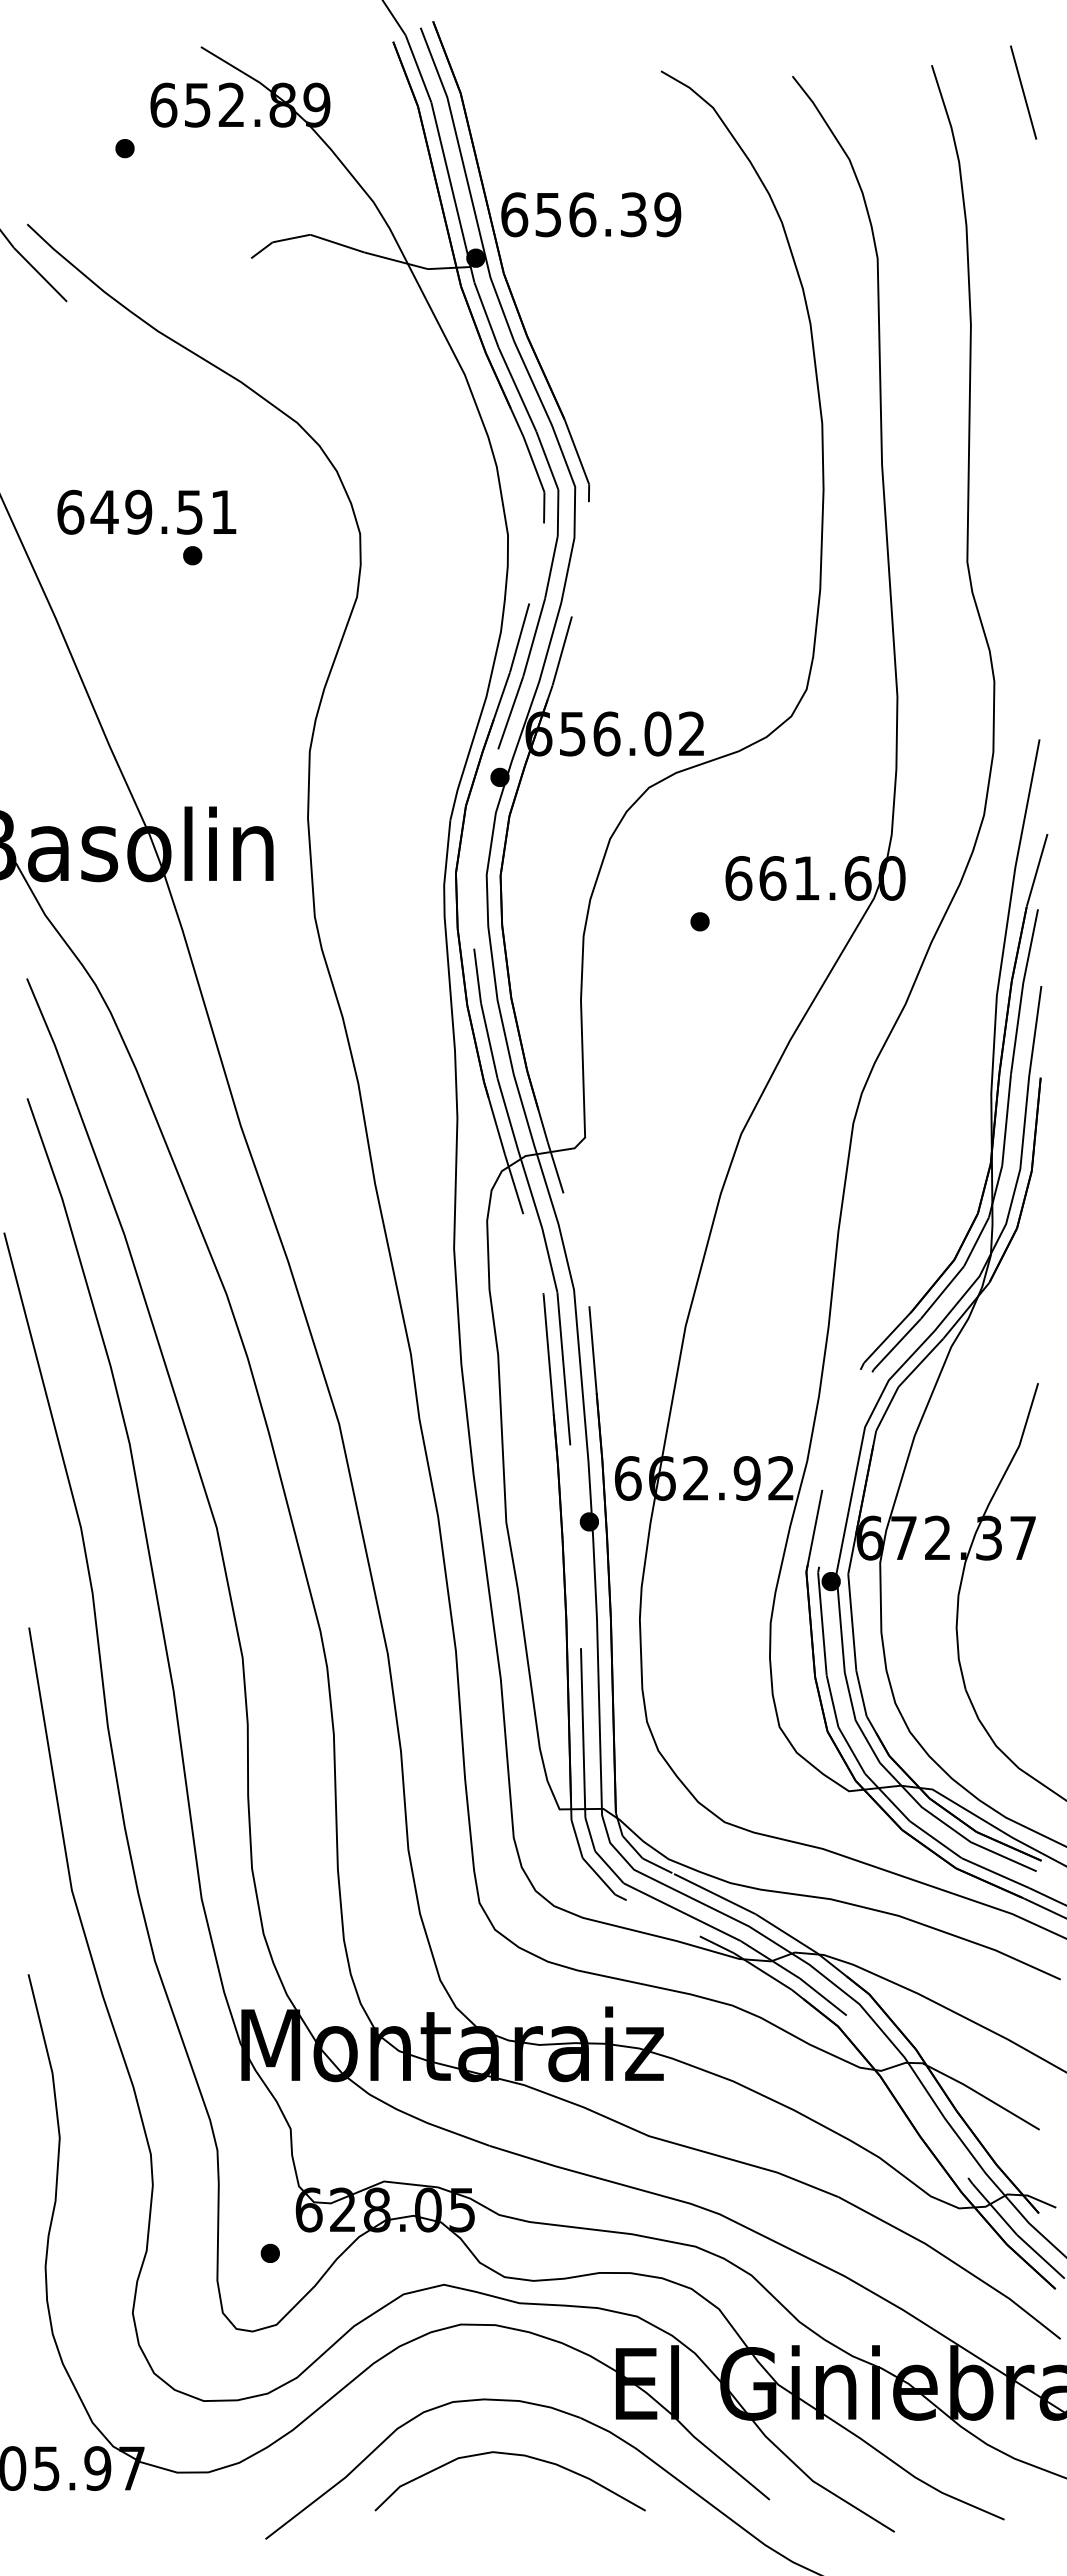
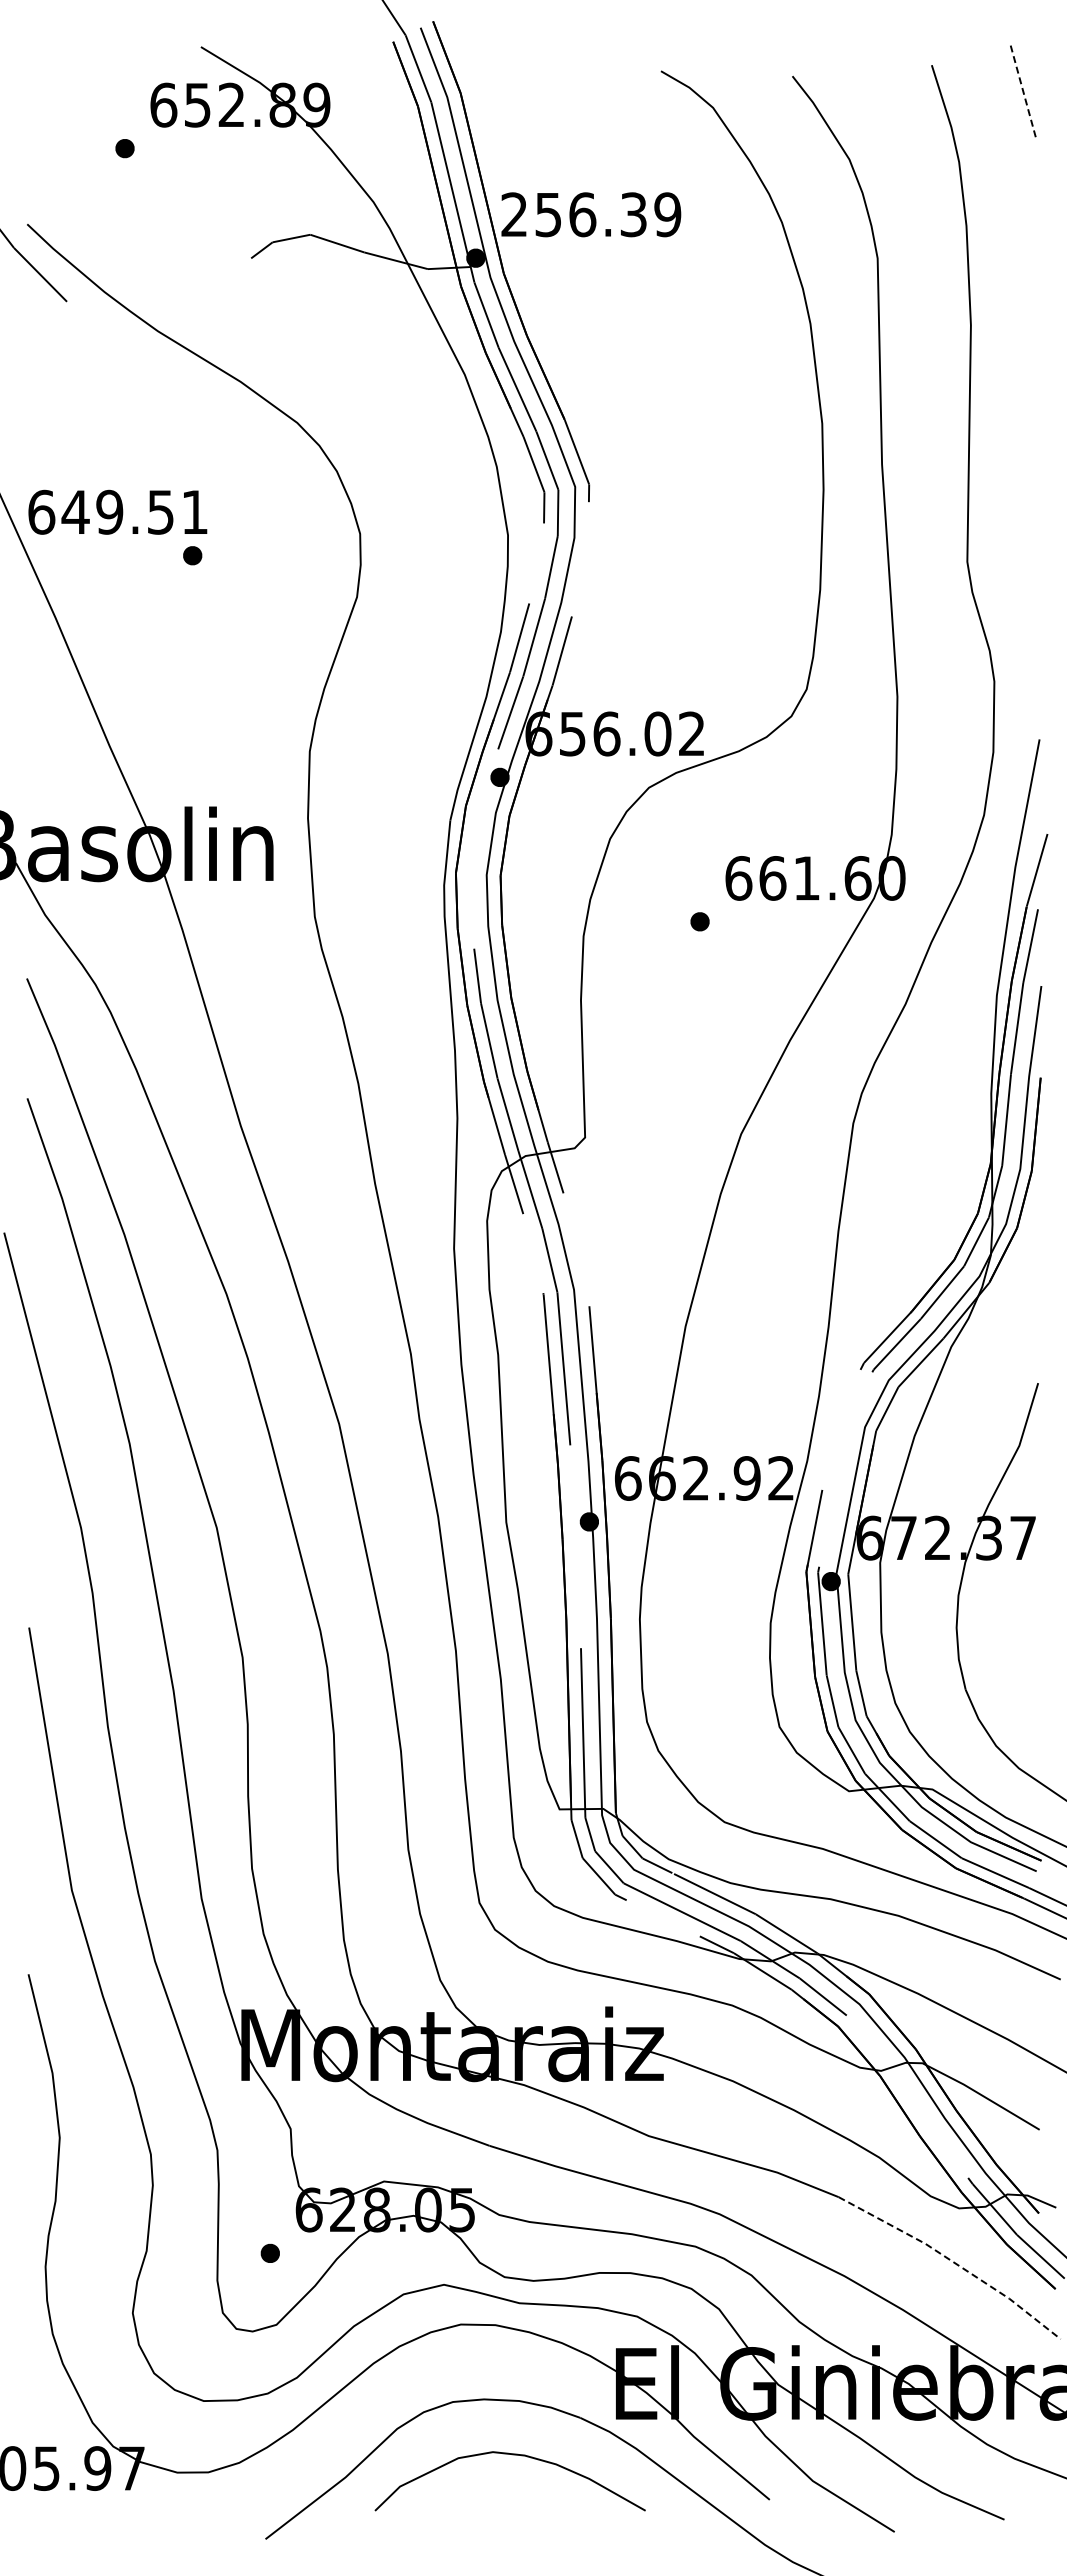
line: solid -> dashed (1023, 92)
text: 656.39 -> 256.39 (514, 214)
text position: (146, 511) -> (117, 511) (117, 511)
line: solid -> dashed (953, 2262)
